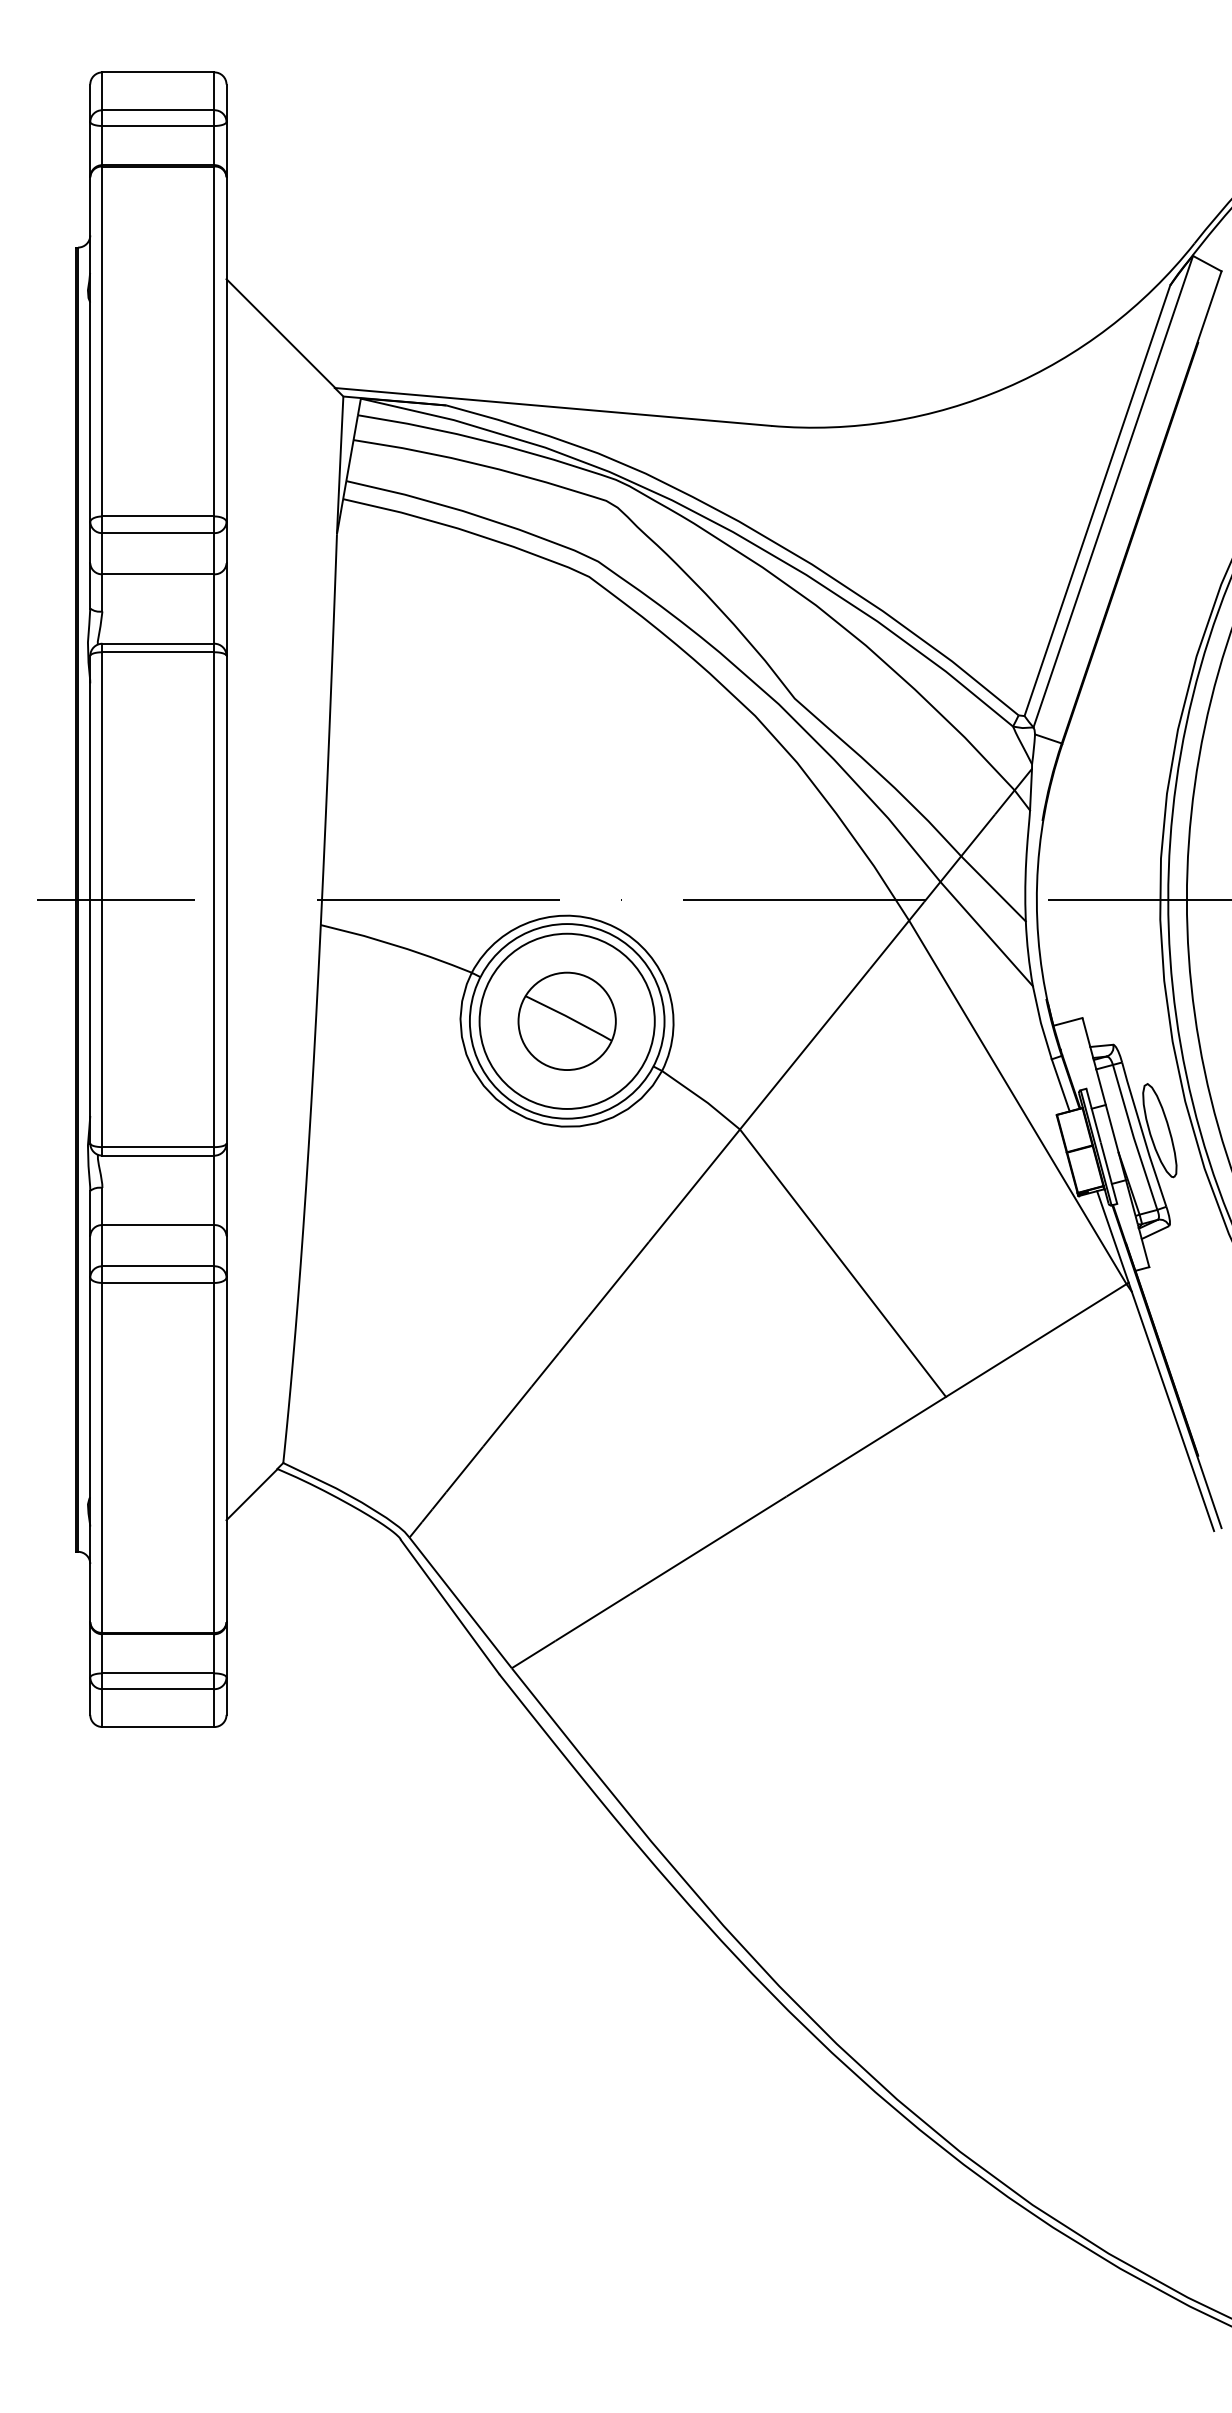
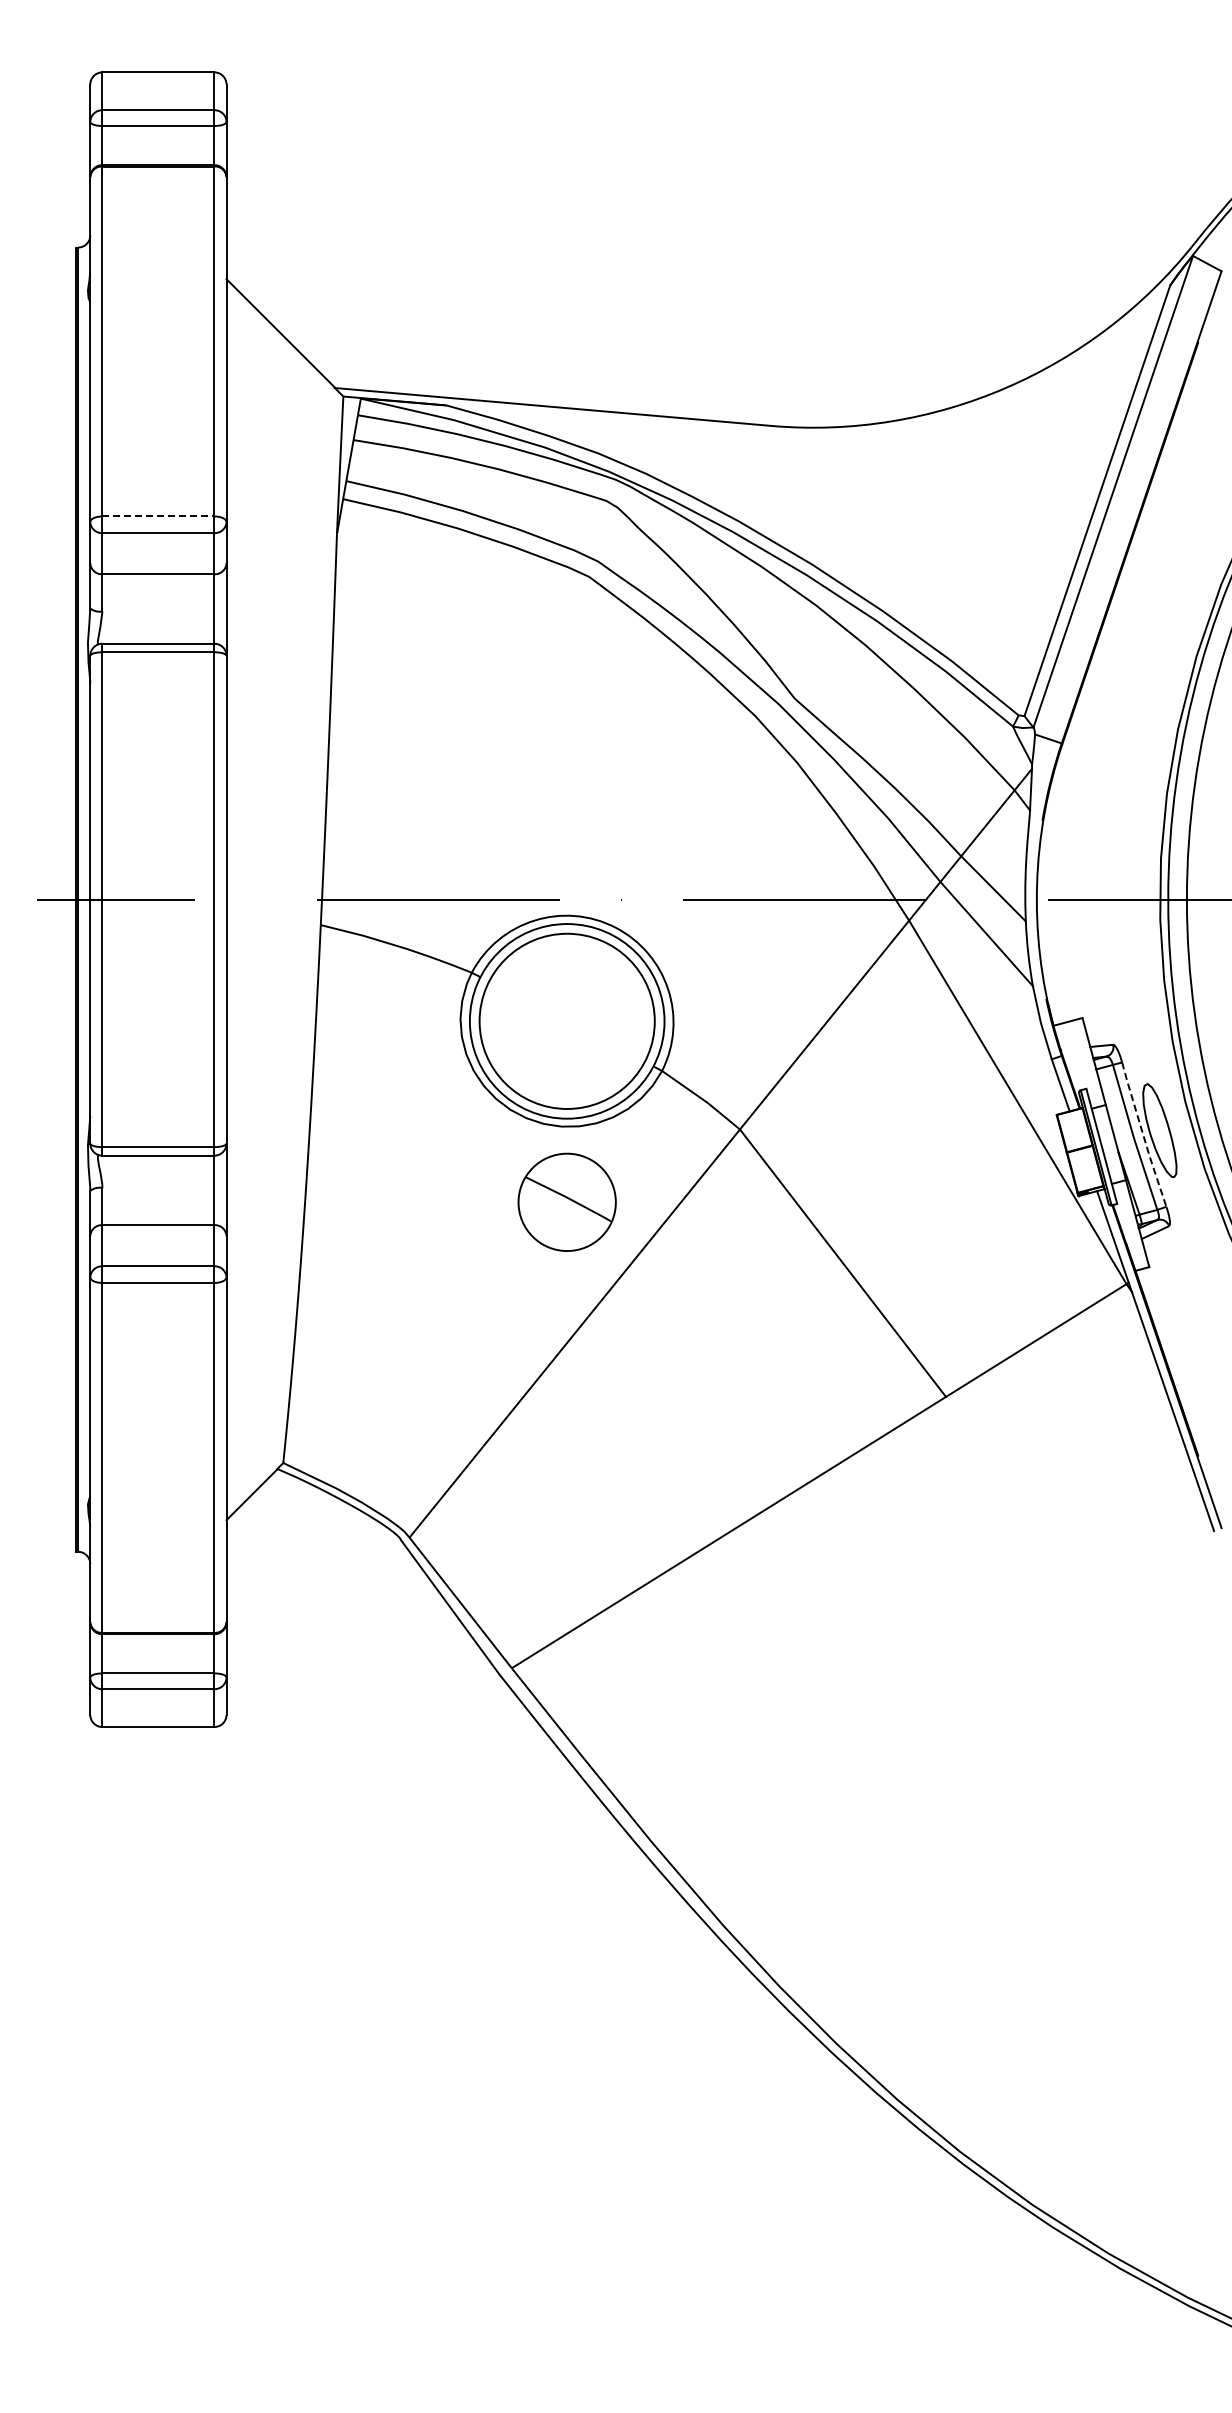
line: solid -> dashed (158, 516)
part position: (566, 1020) -> (566, 1201) (566, 1201)
line: solid -> dashed (1143, 1134)
